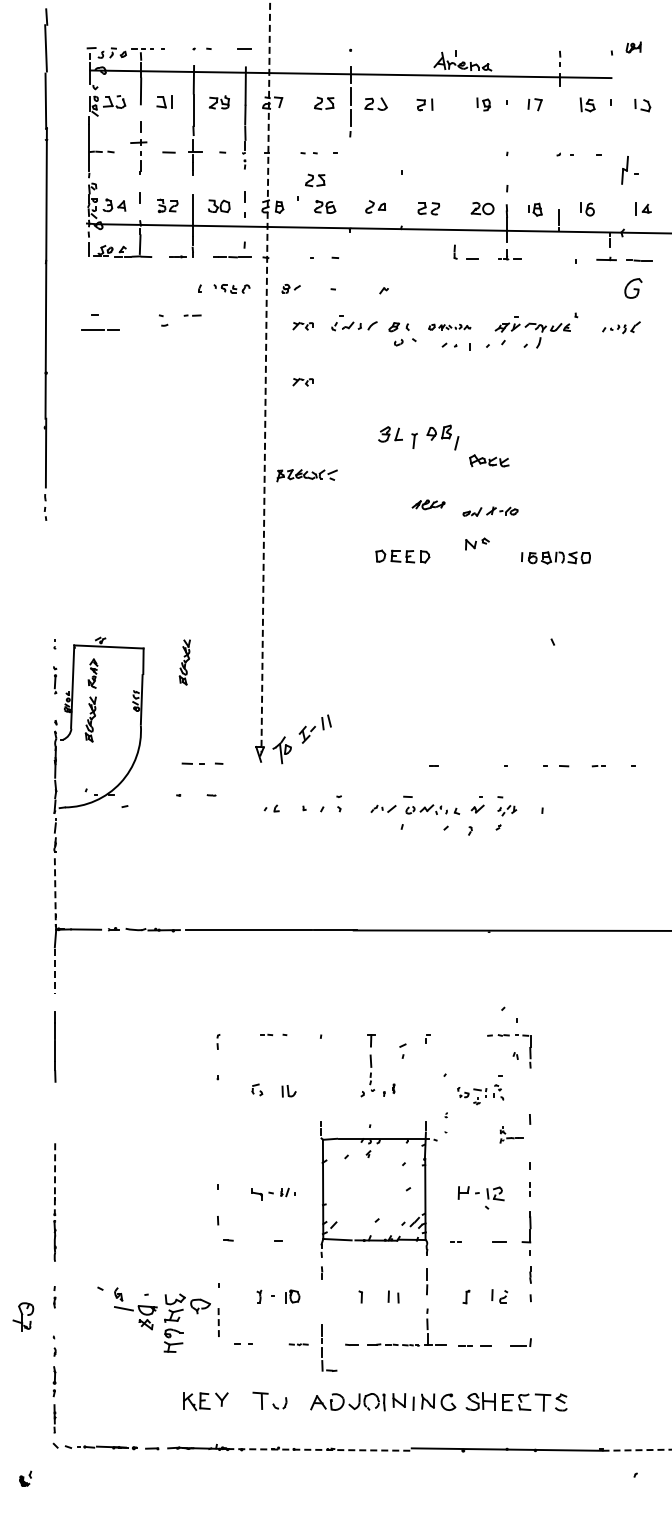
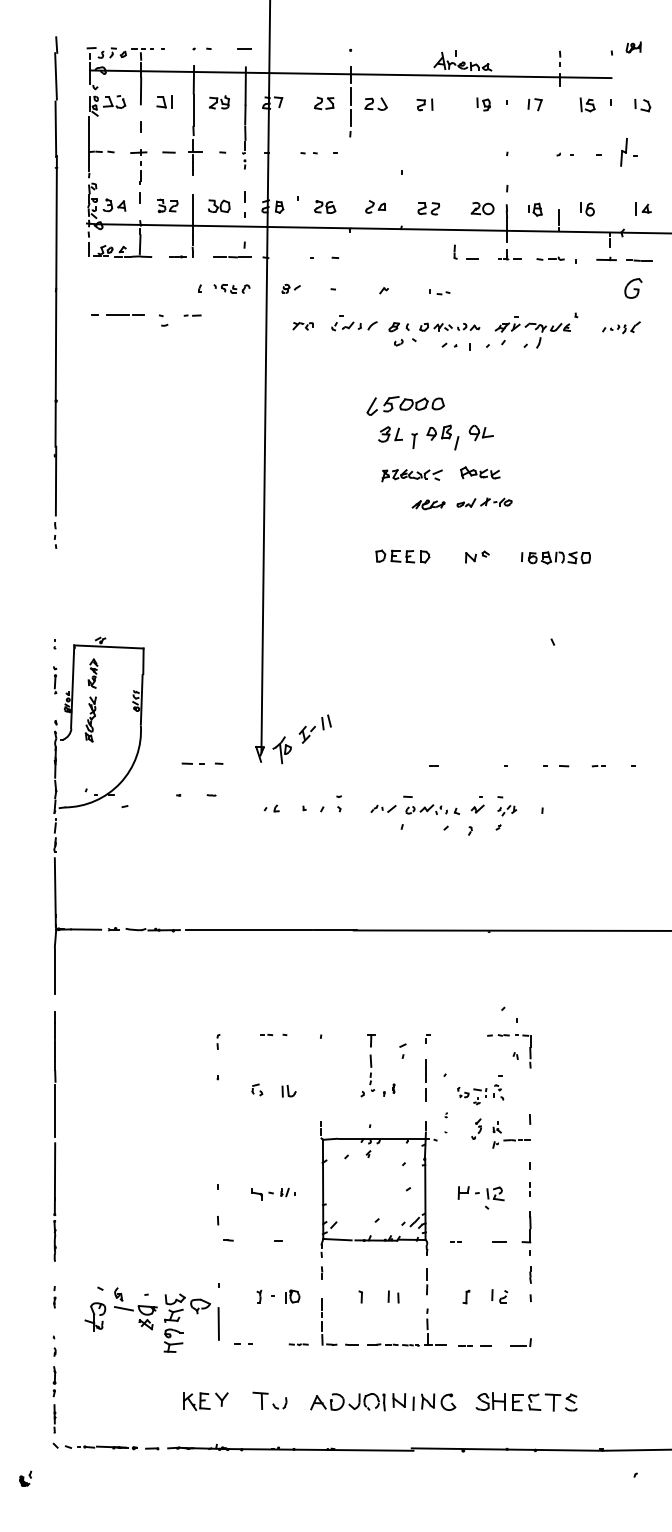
part position: (138, 156) -> (138, 166) (138, 166)
part position: (629, 170) -> (628, 152) (628, 152)
part: present -> none (315, 180)
part: none -> present (550, 258)
part position: (45, 264) -> (55, 292) (55, 292)
part: none -> present (439, 292)
part size: 44x8 px -> 62x10 px (449, 326)
line position: (100, 329) -> (125, 314) (125, 314)
line: dashed -> solid (265, 376)
part: present -> none (302, 382)
part: none -> present (405, 405)
part: none -> present (480, 432)
part position: (489, 460) -> (480, 472) (480, 472)
part position: (306, 475) -> (411, 475) (411, 475)
part position: (490, 511) -> (484, 502) (484, 502)
part position: (477, 543) -> (477, 556) (477, 556)
part: present -> none (184, 662)
line: dashed -> solid (55, 893)
line: dashed -> solid (54, 971)
line: none -> present (425, 1080)
line: none -> present (55, 1110)
part: none -> present (476, 1128)
part size: 25x18 px -> 39x28 px (511, 1134)
line: dashed -> solid (55, 1179)
part position: (23, 1316) -> (95, 1316) (95, 1316)
line: dashed -> solid (218, 1323)
part position: (322, 1347) -> (322, 1321) (322, 1321)
part position: (516, 1401) -> (526, 1401) (526, 1401)
line: dashed -> solid (320, 1449)
line: dashed -> solid (637, 1450)
